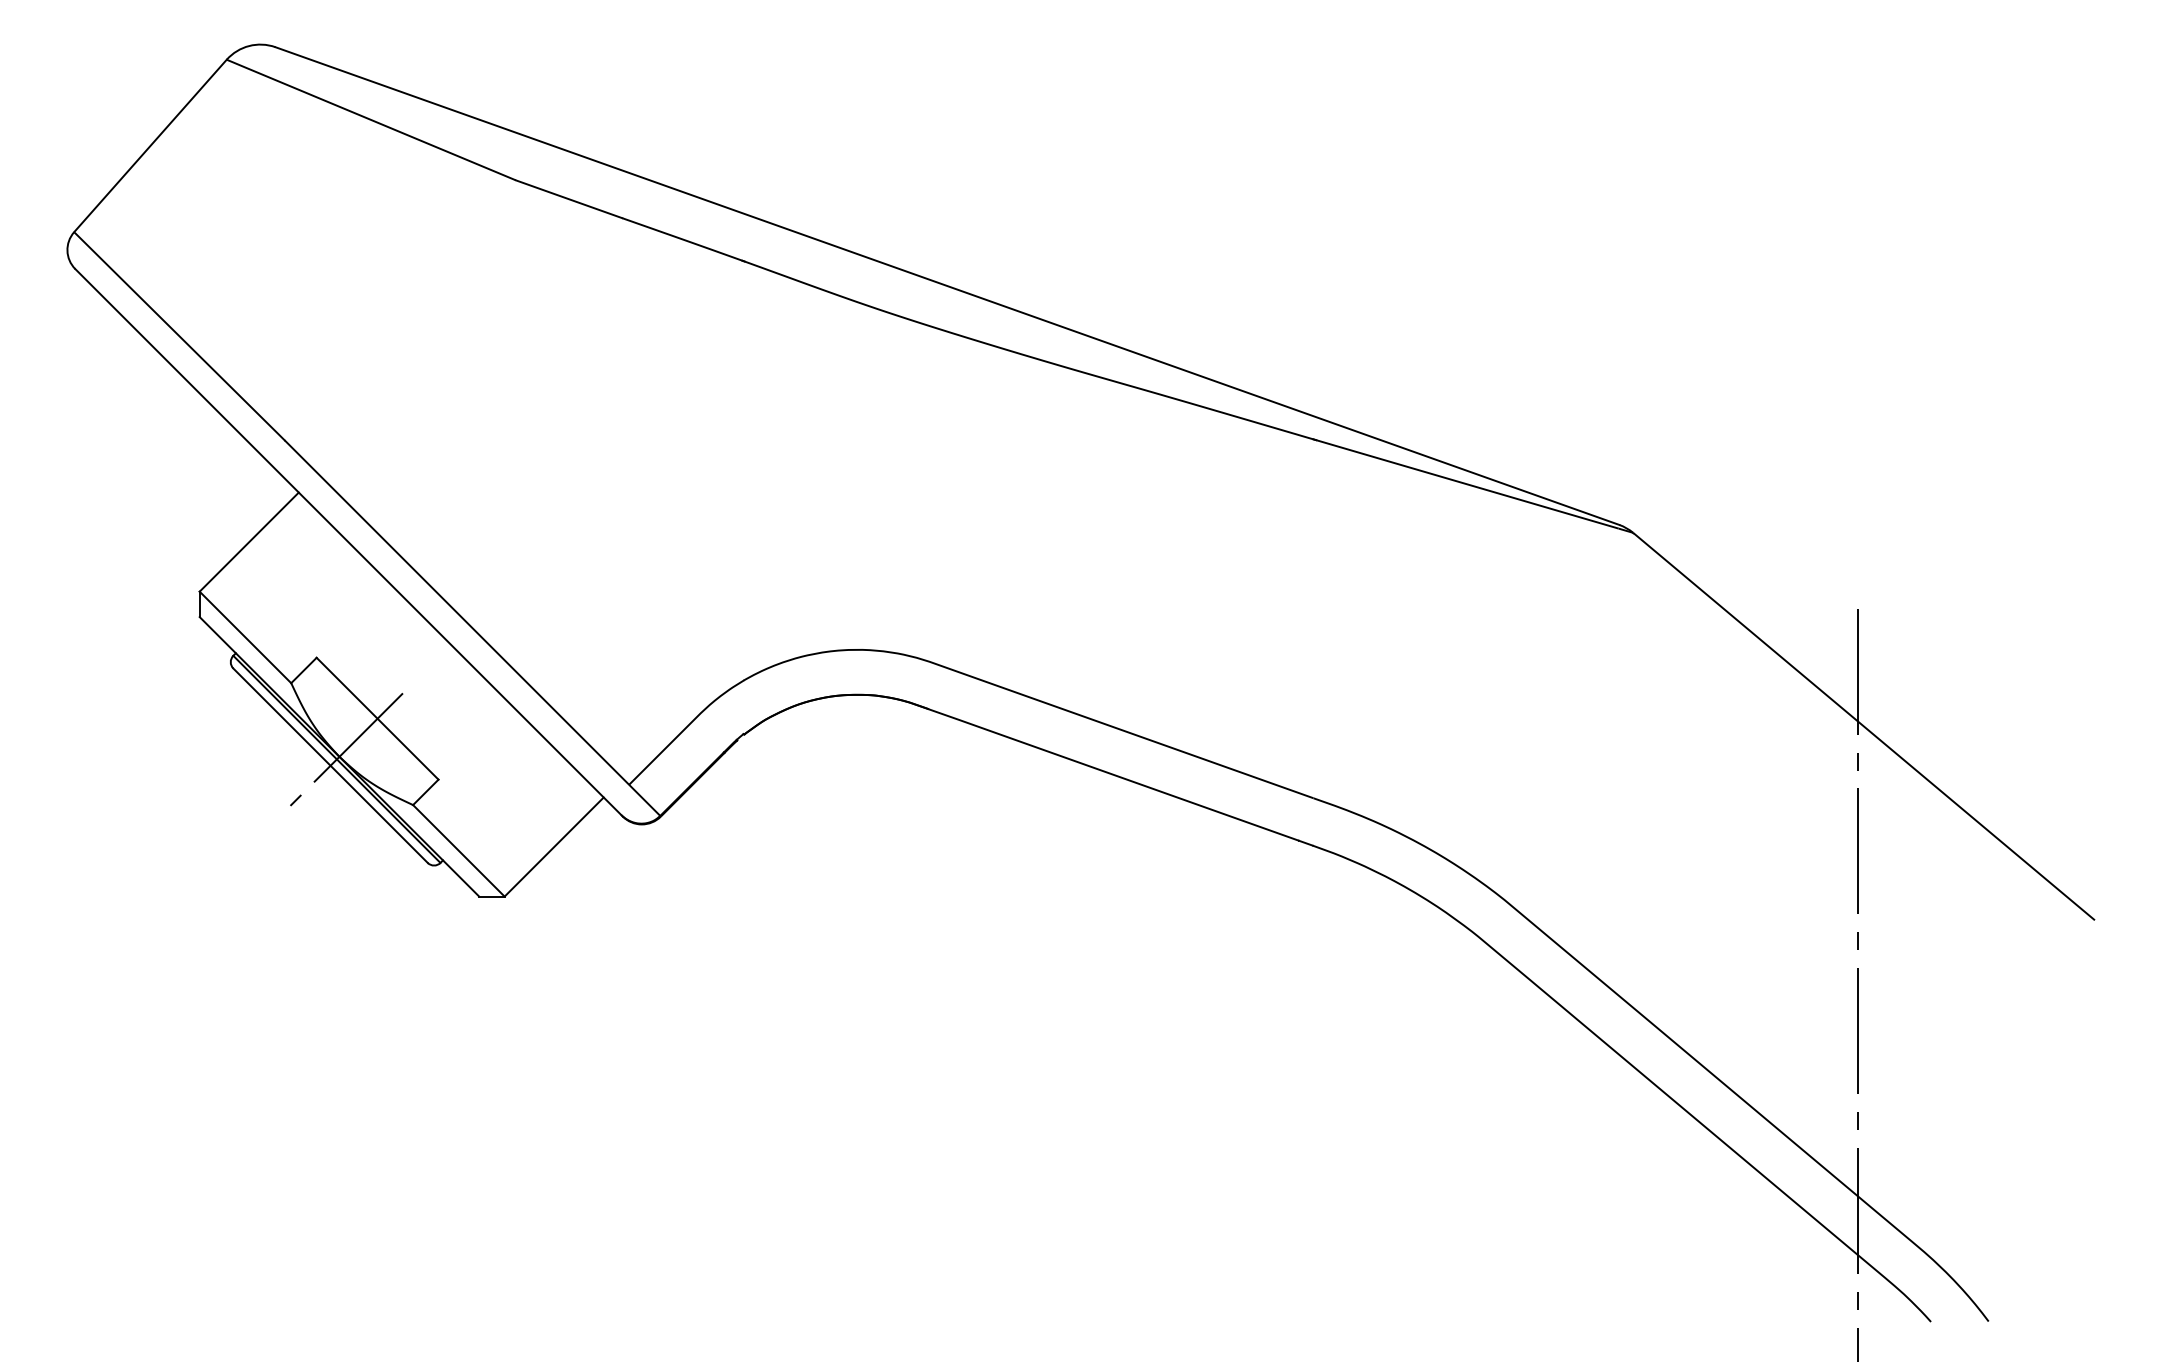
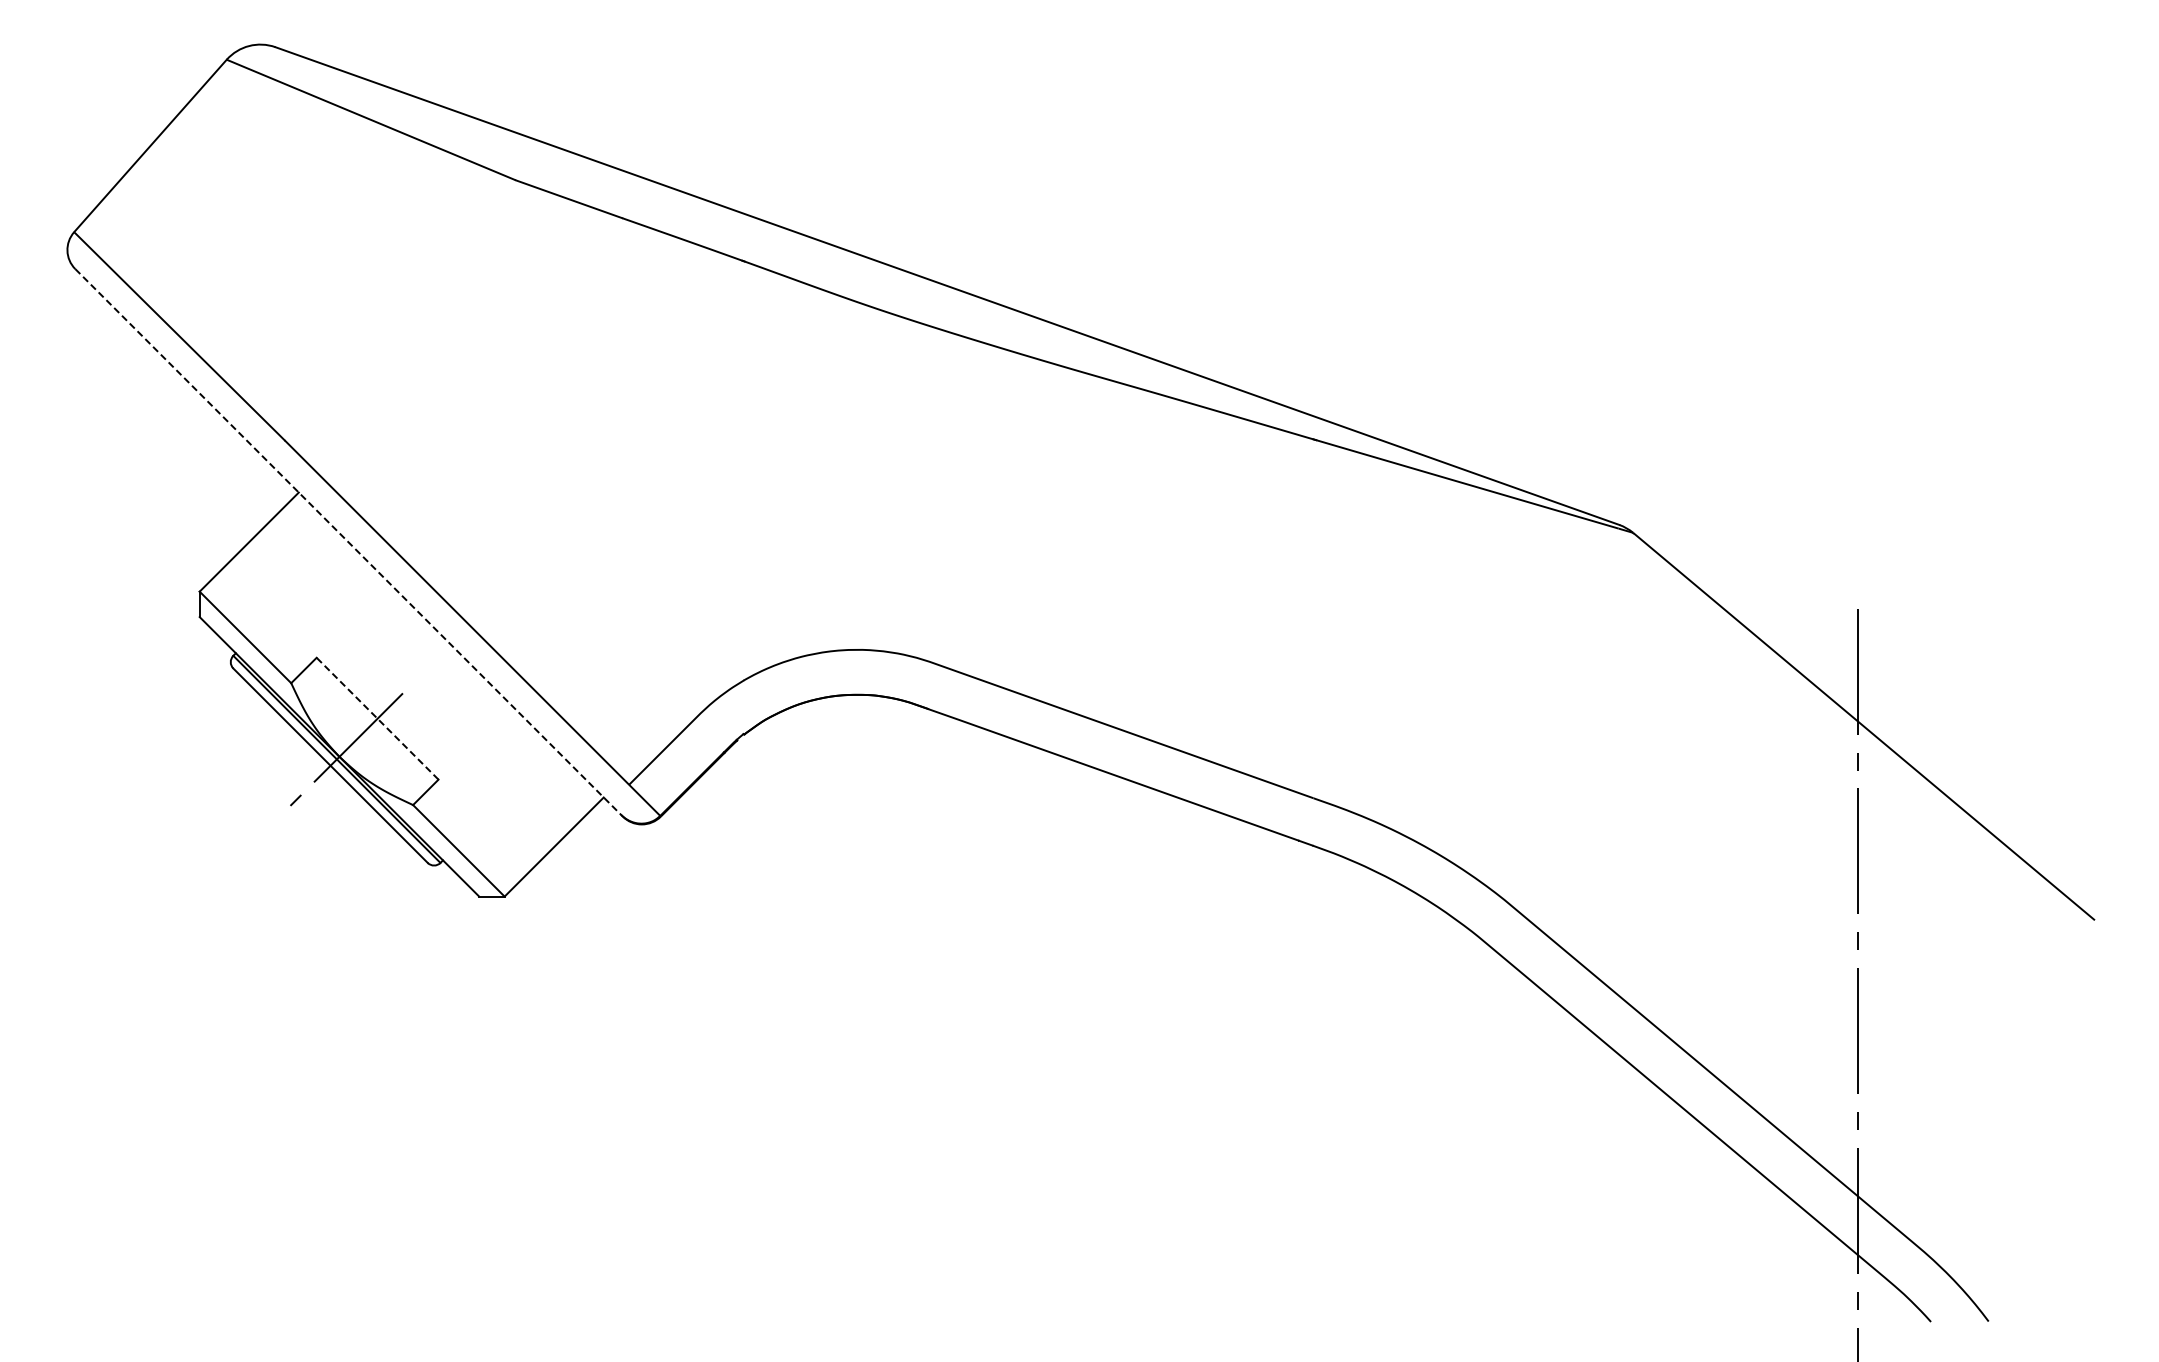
line: solid -> dashed (349, 543)
line: solid -> dashed (377, 718)
